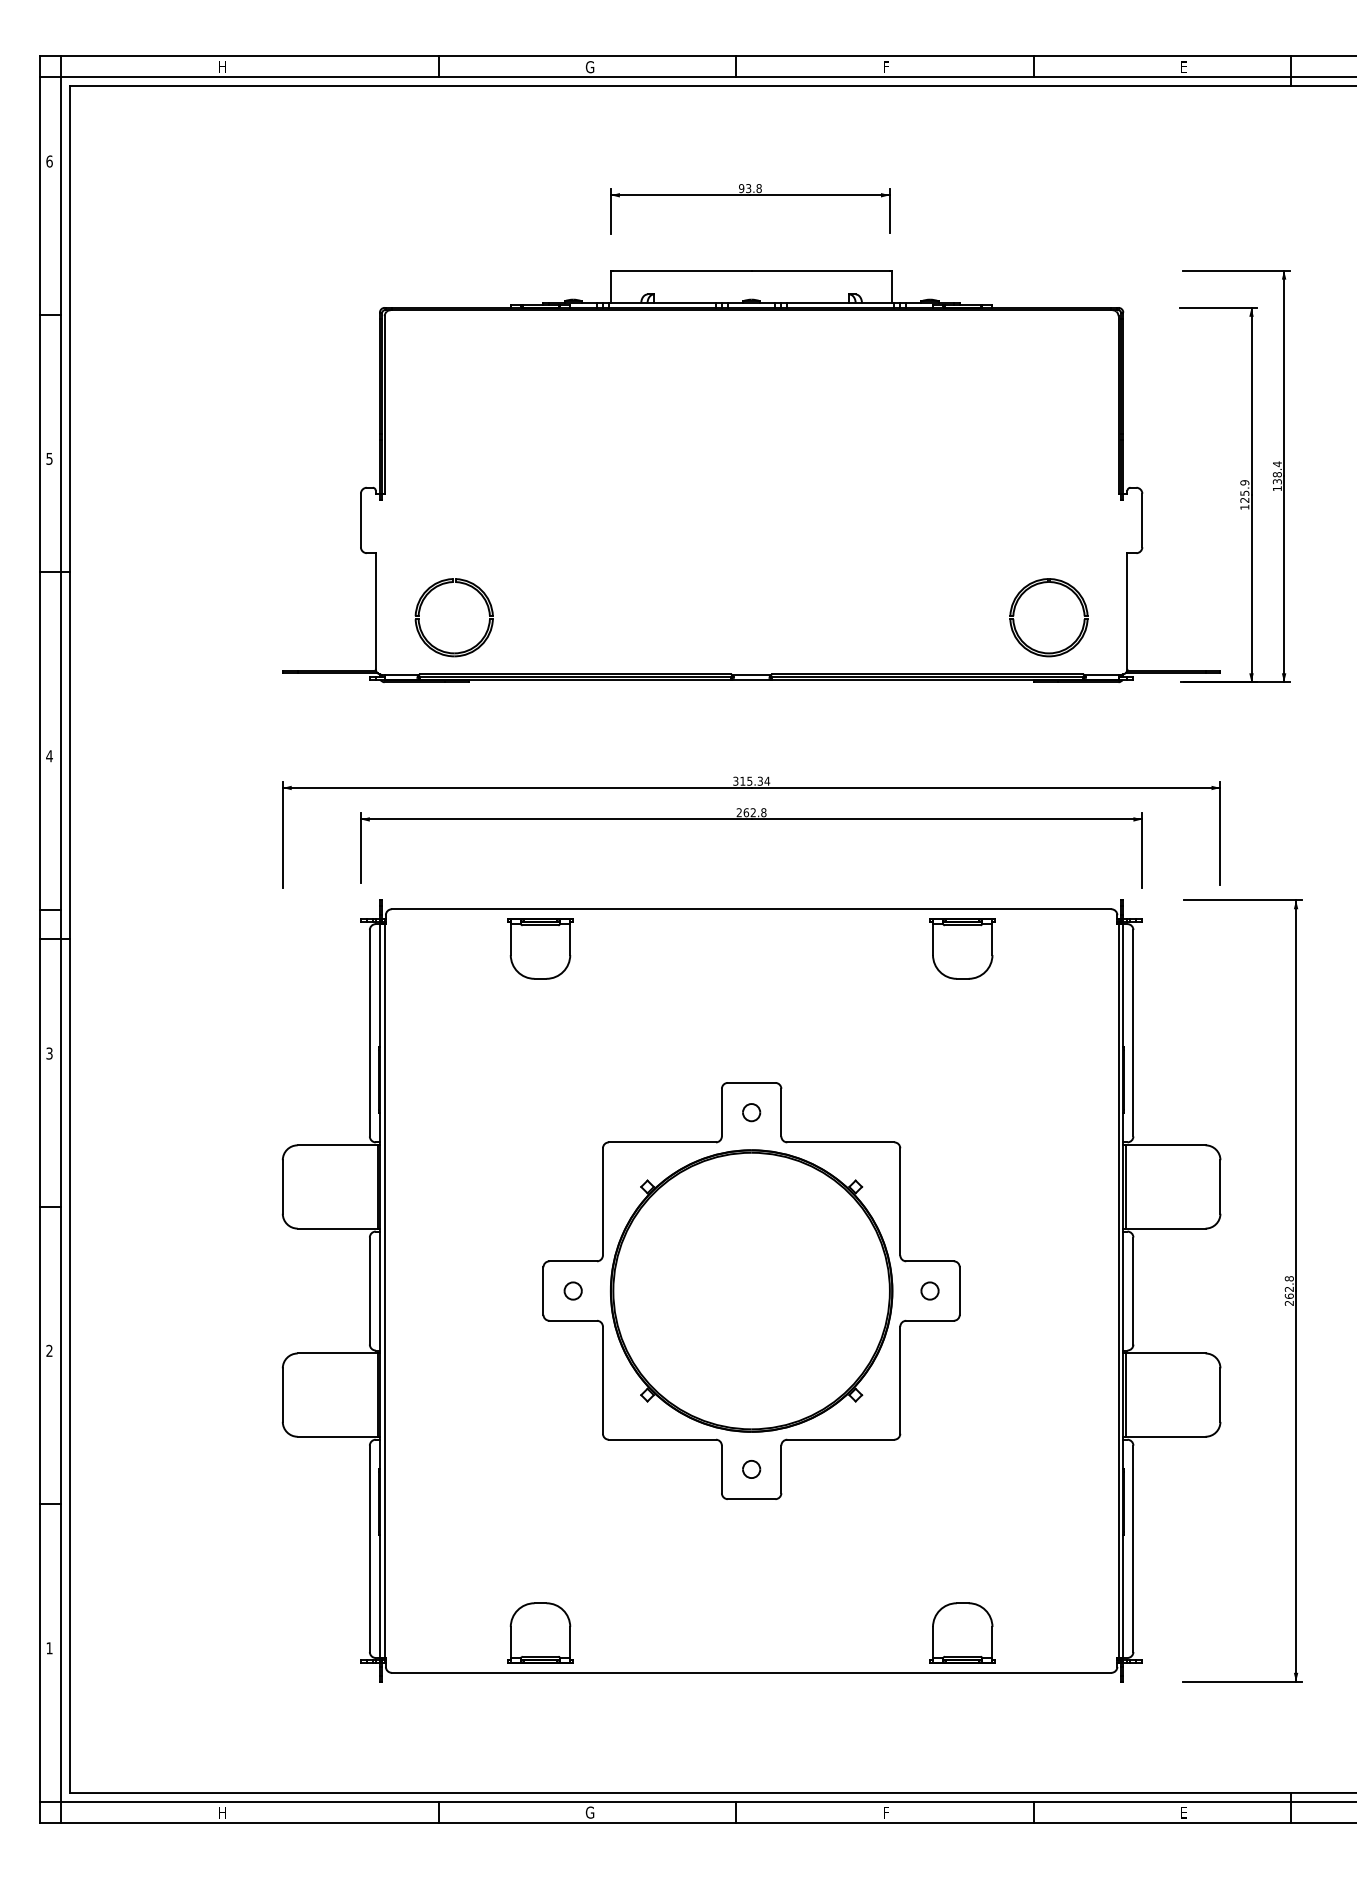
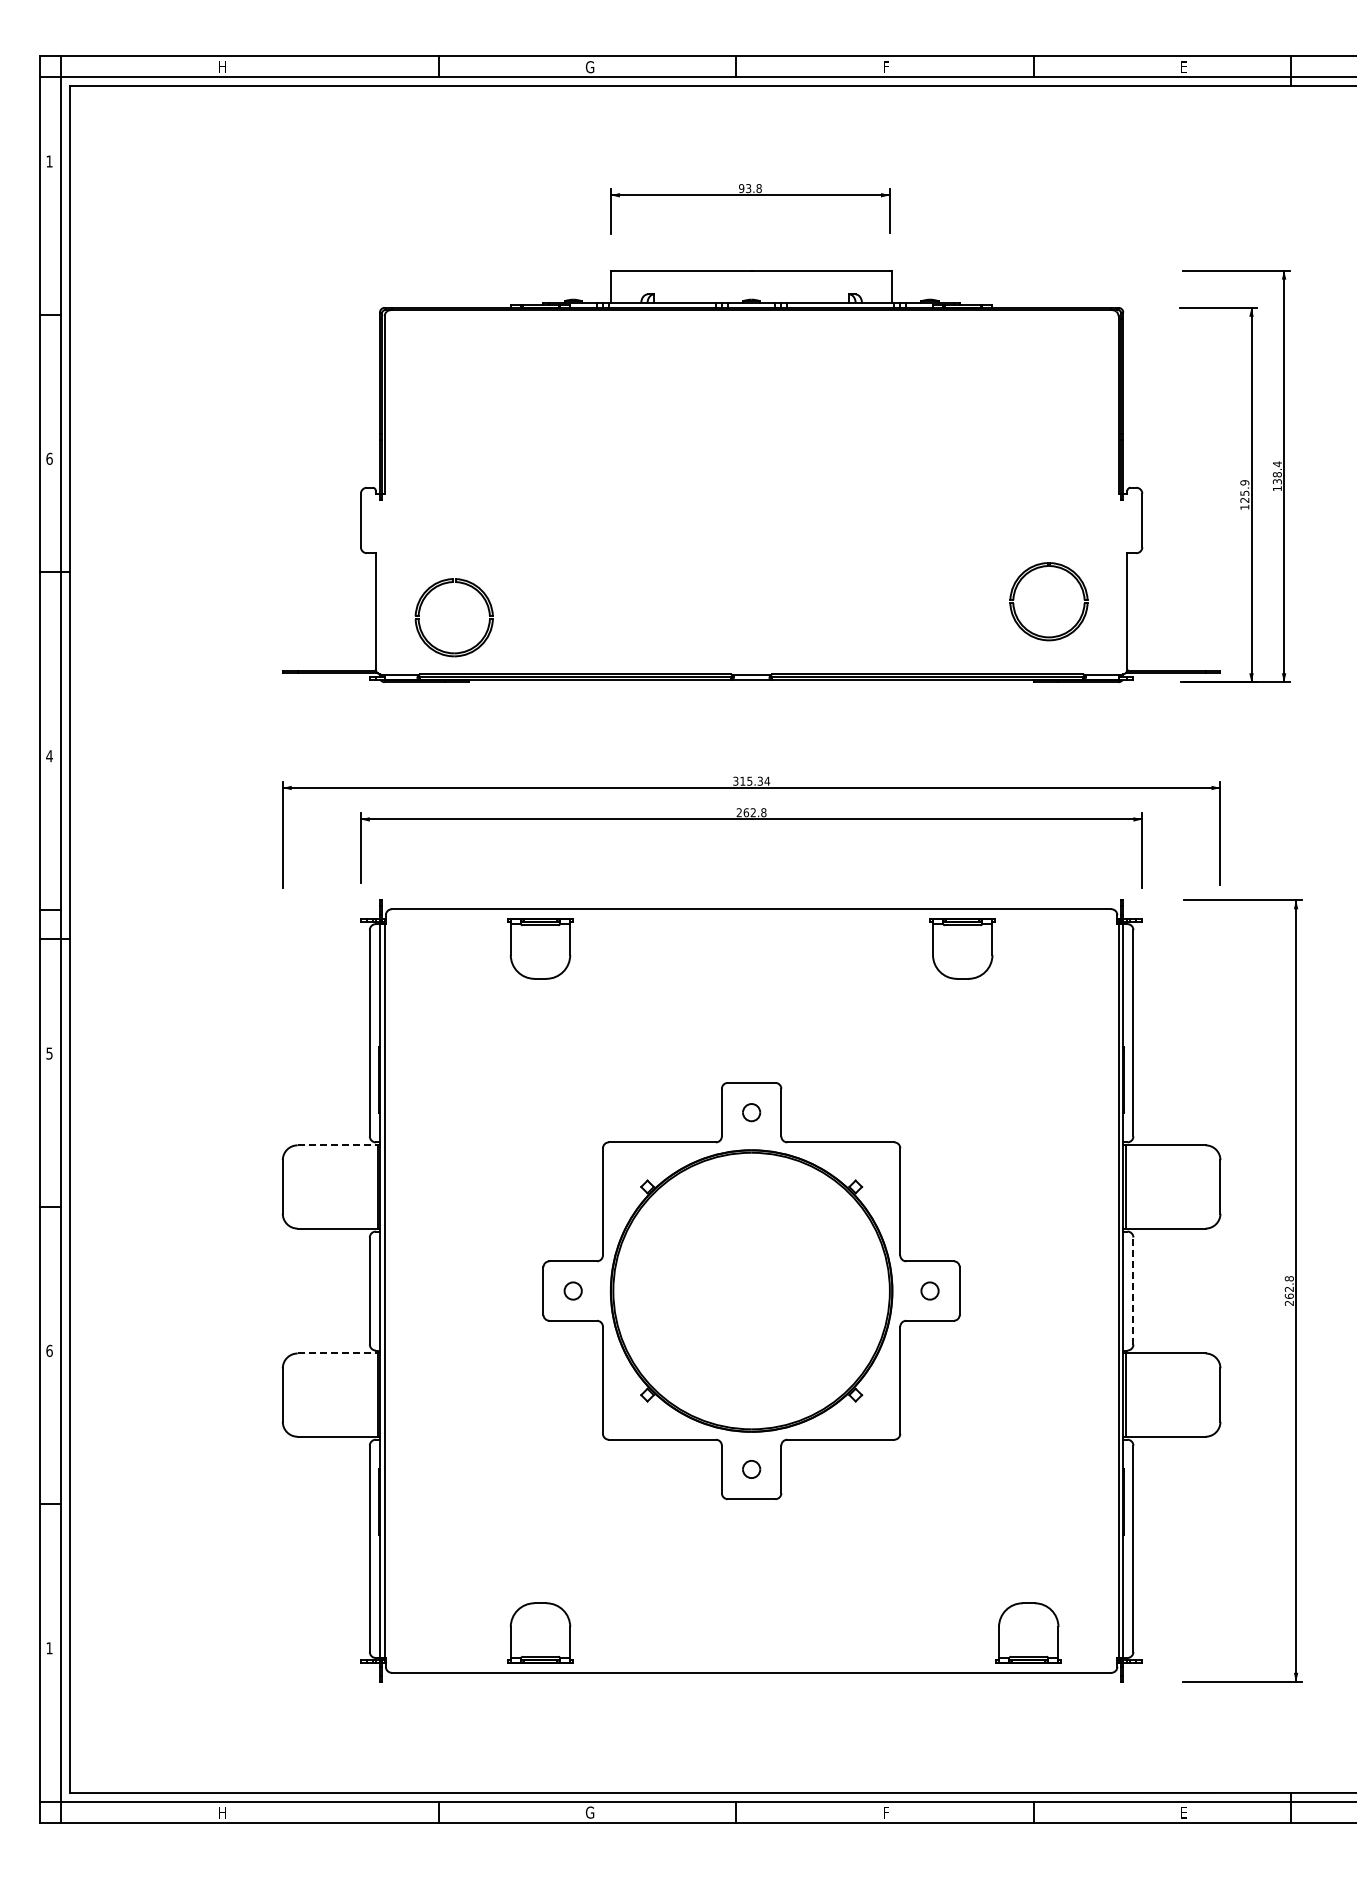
text: 6 -> 1 (49, 161)
text: 5 -> 6 (49, 458)
part position: (1029, 589) -> (1029, 573) (1029, 573)
text: 3 -> 5 (49, 1052)
line: solid -> dashed (337, 1145)
line: solid -> dashed (1133, 1291)
text: 2 -> 6 (49, 1350)
line: solid -> dashed (337, 1353)
part position: (962, 1632) -> (1028, 1632) (1028, 1632)
